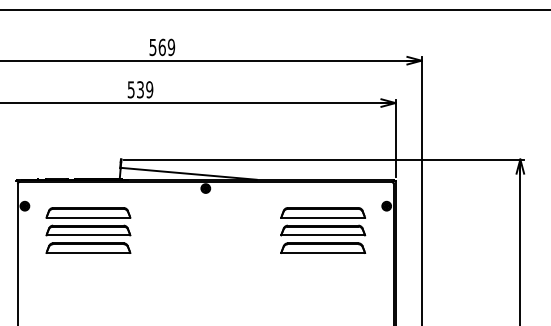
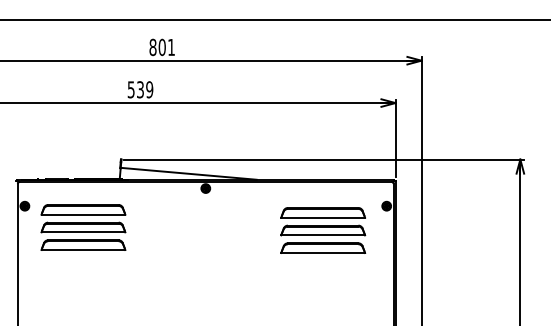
line position: (274, 9) -> (274, 19) (274, 19)
text: 569 -> 801 (162, 47)
part position: (88, 230) -> (83, 227) (83, 227)
